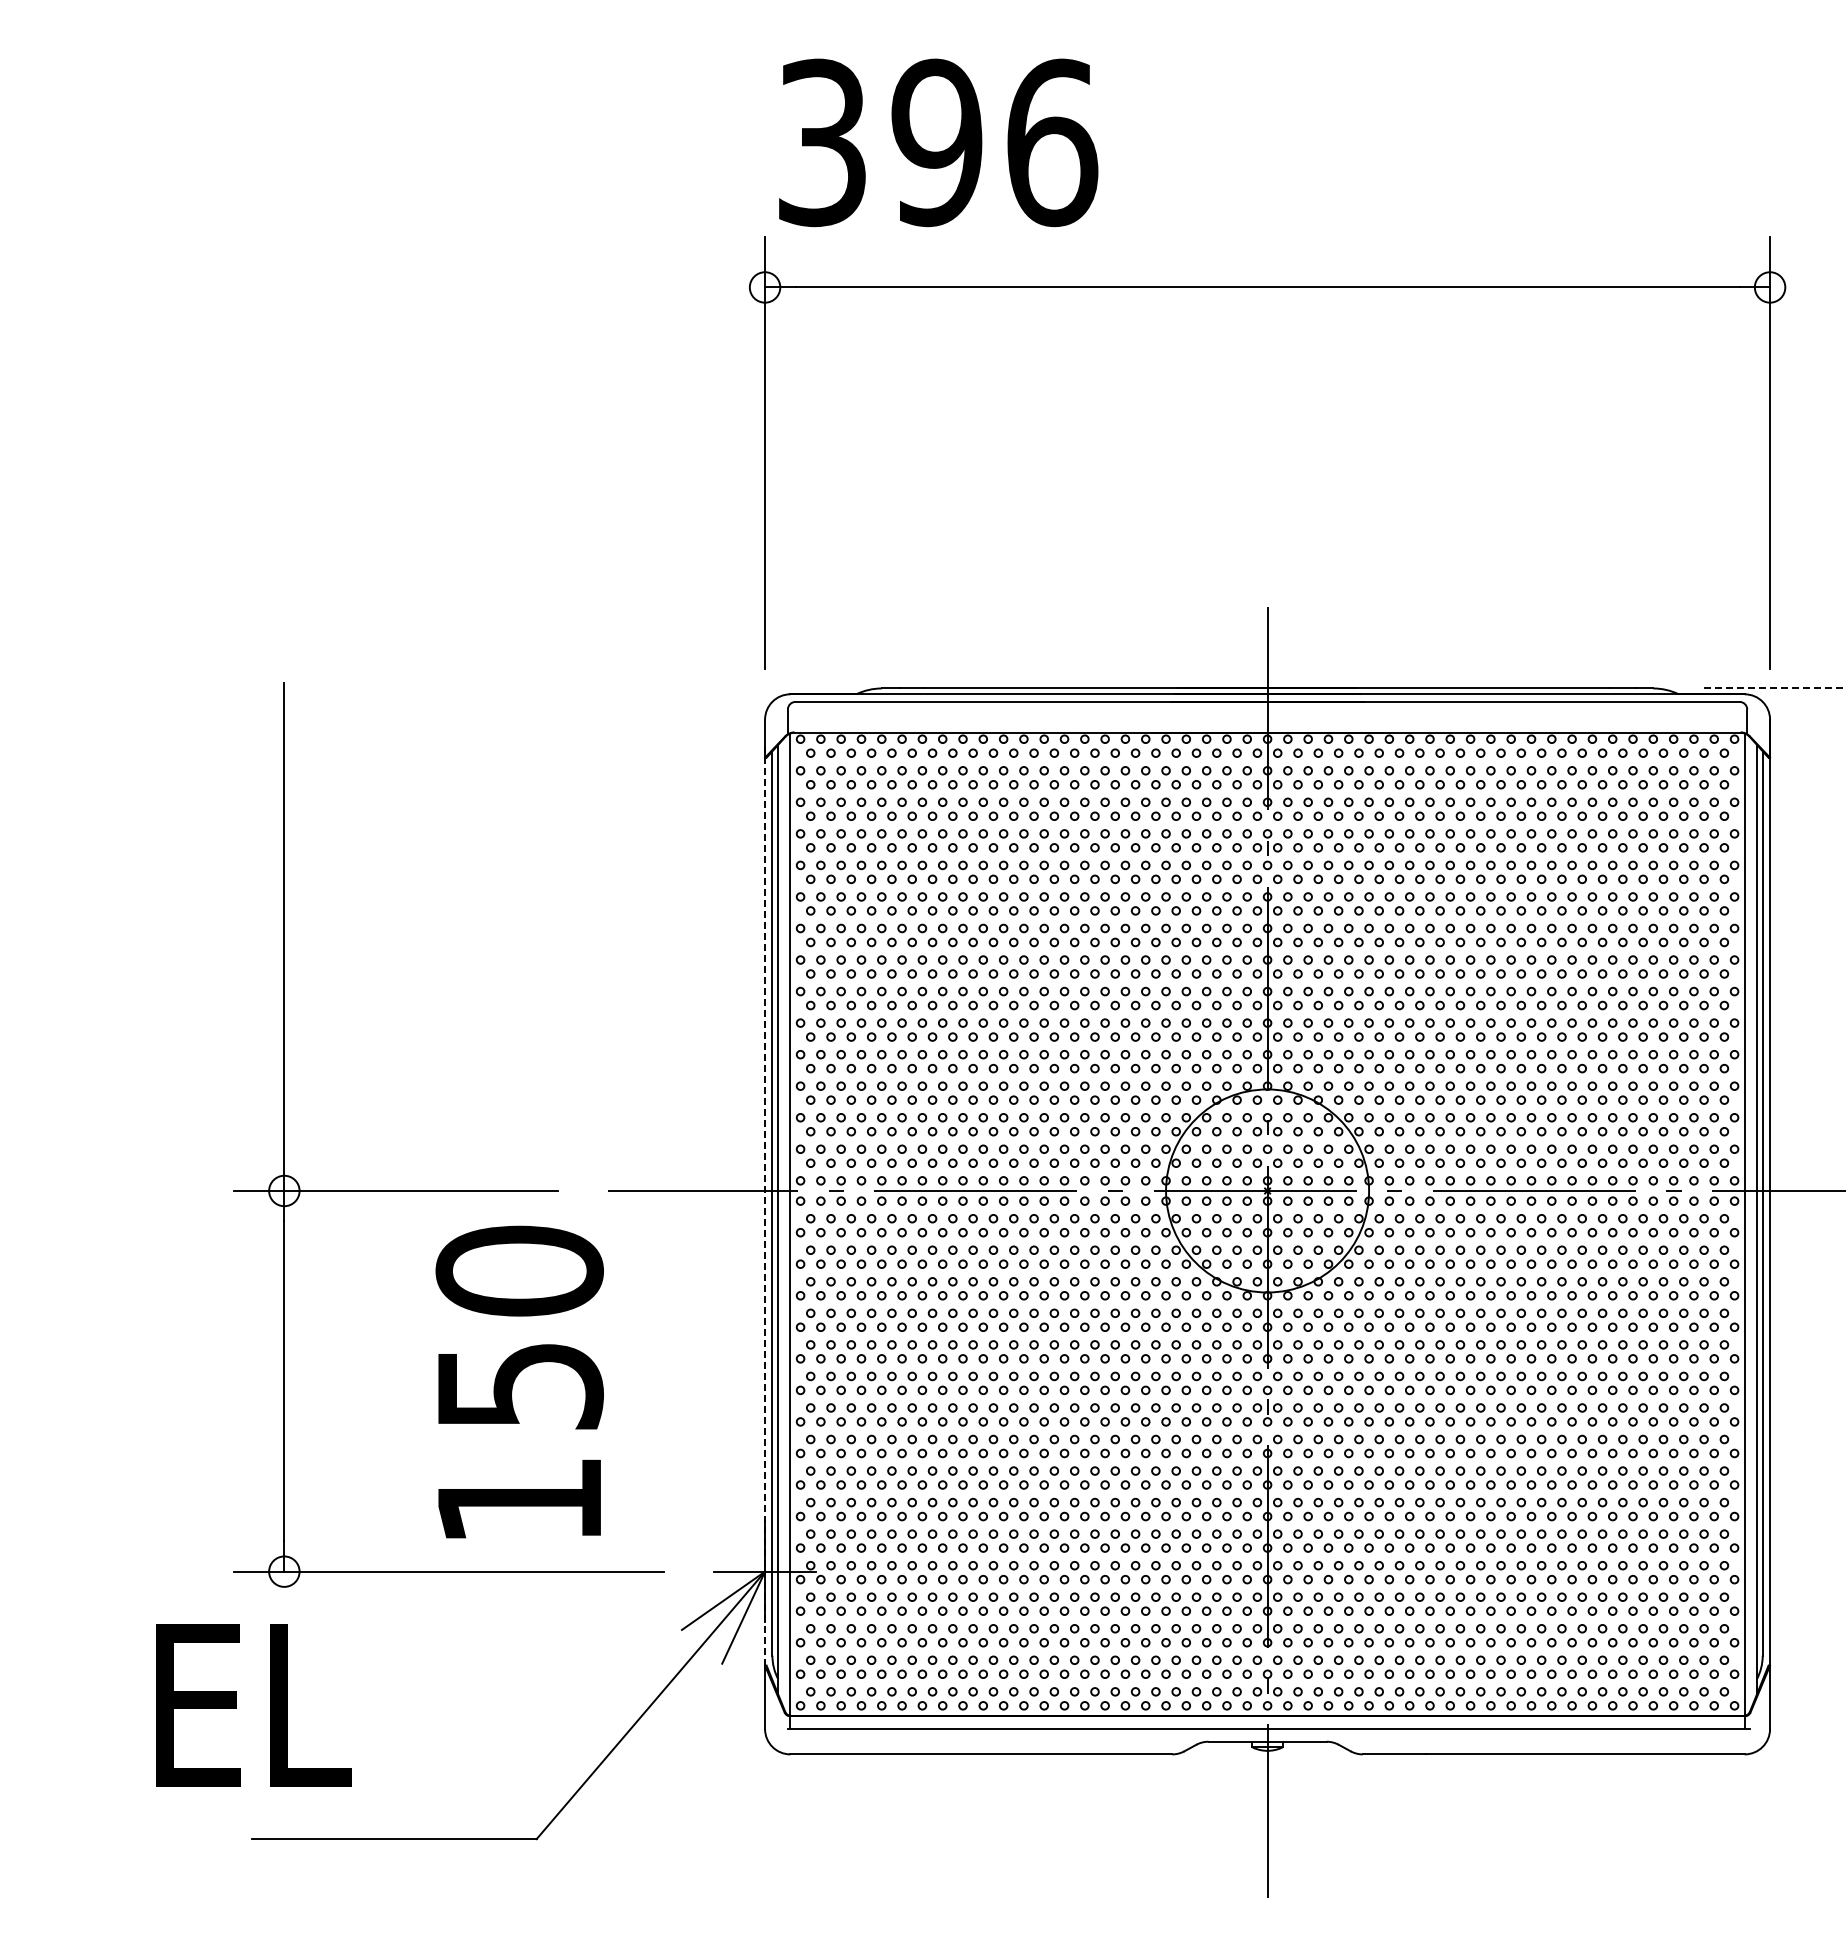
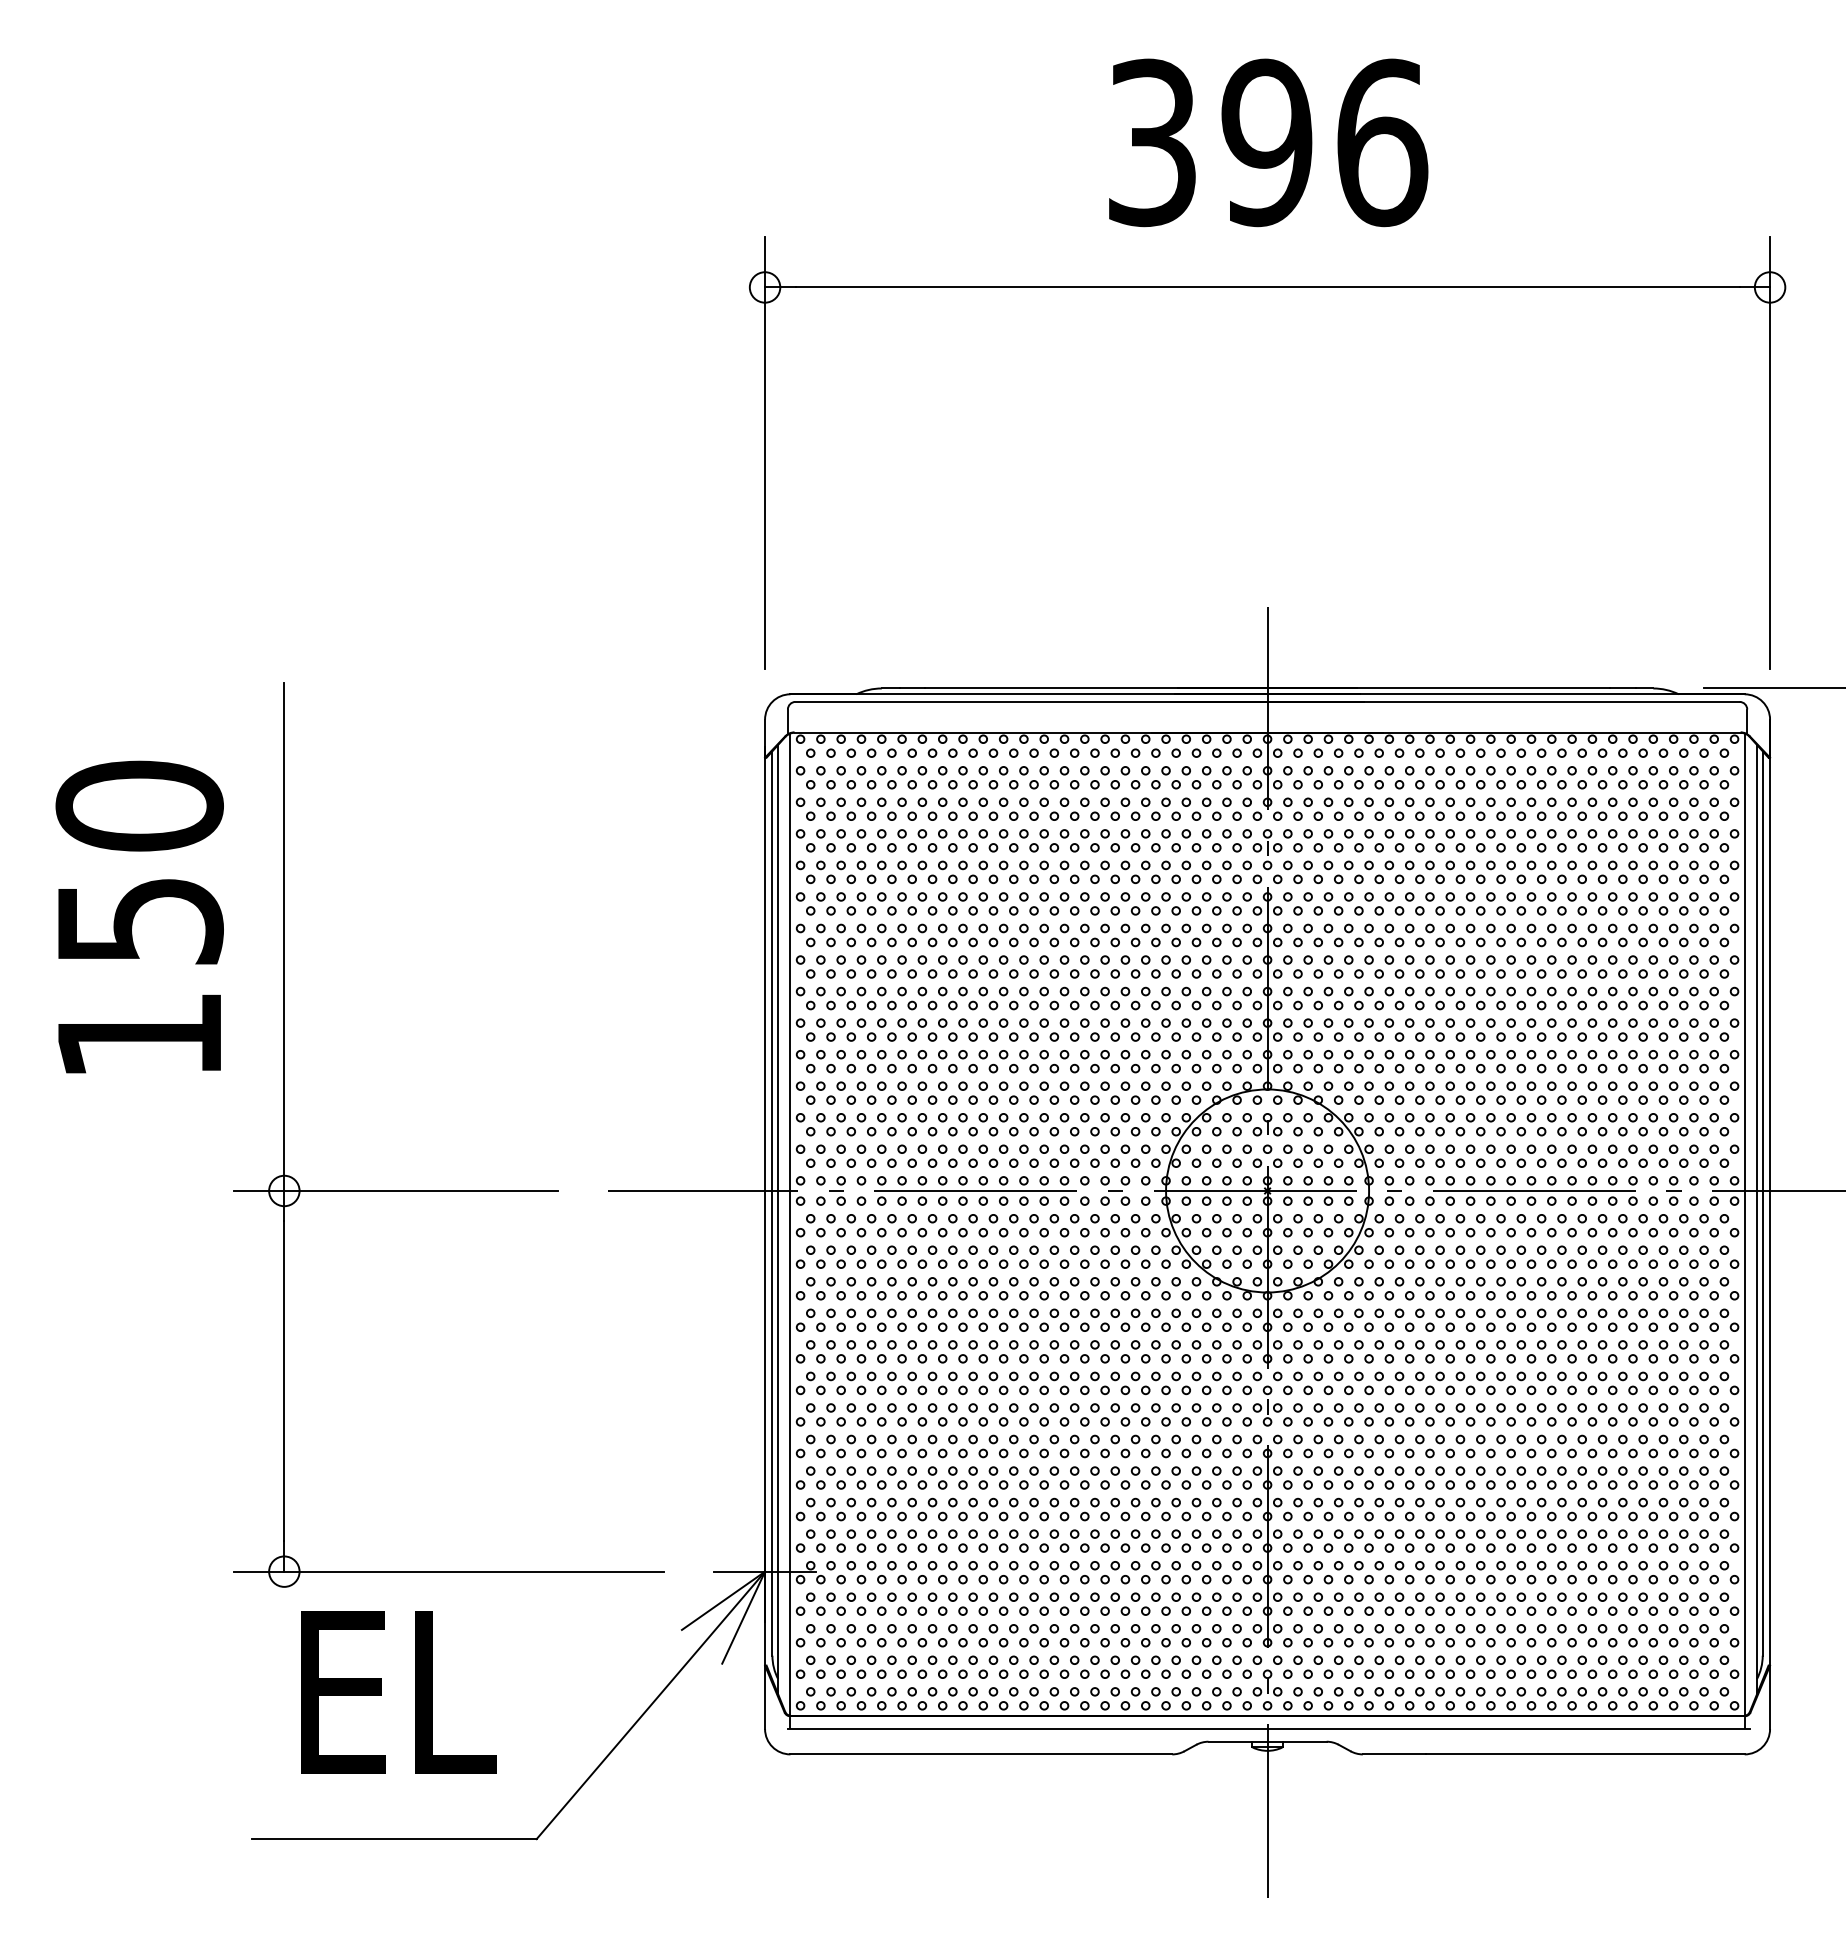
text position: (938, 142) -> (1268, 142) (1268, 142)
line: dashed -> solid (1775, 688)
line: dashed -> solid (765, 1206)
text position: (519, 1381) -> (139, 916) (139, 916)
text position: (253, 1705) -> (398, 1692) (398, 1692)
